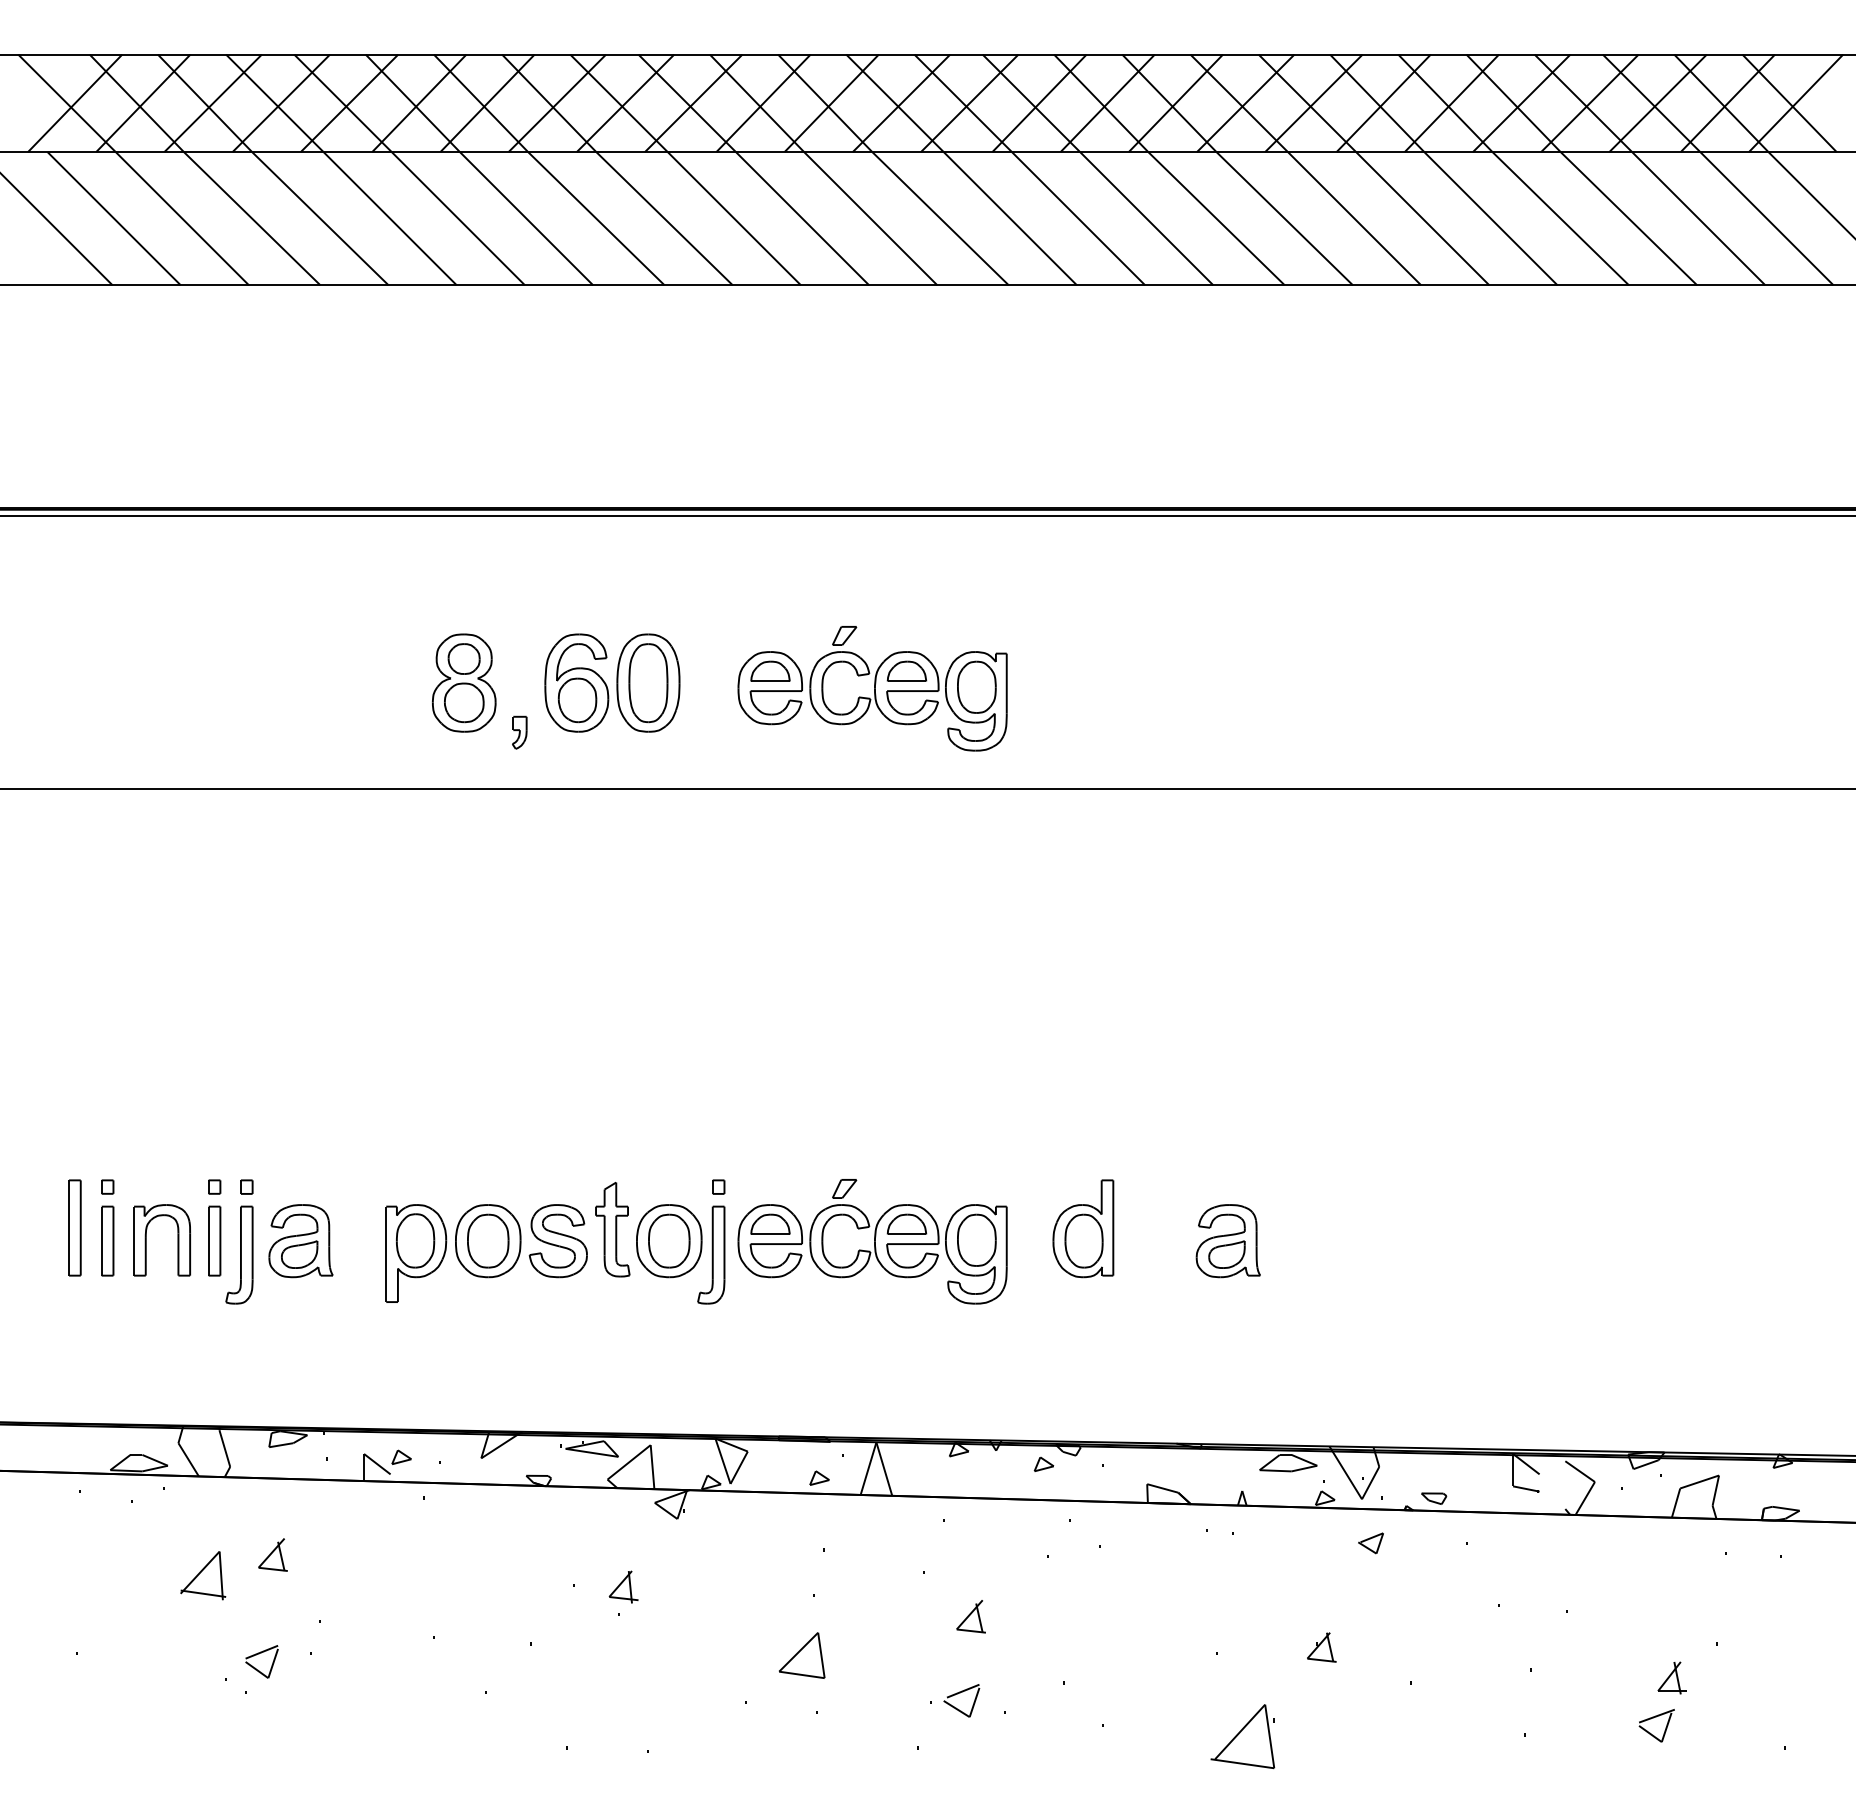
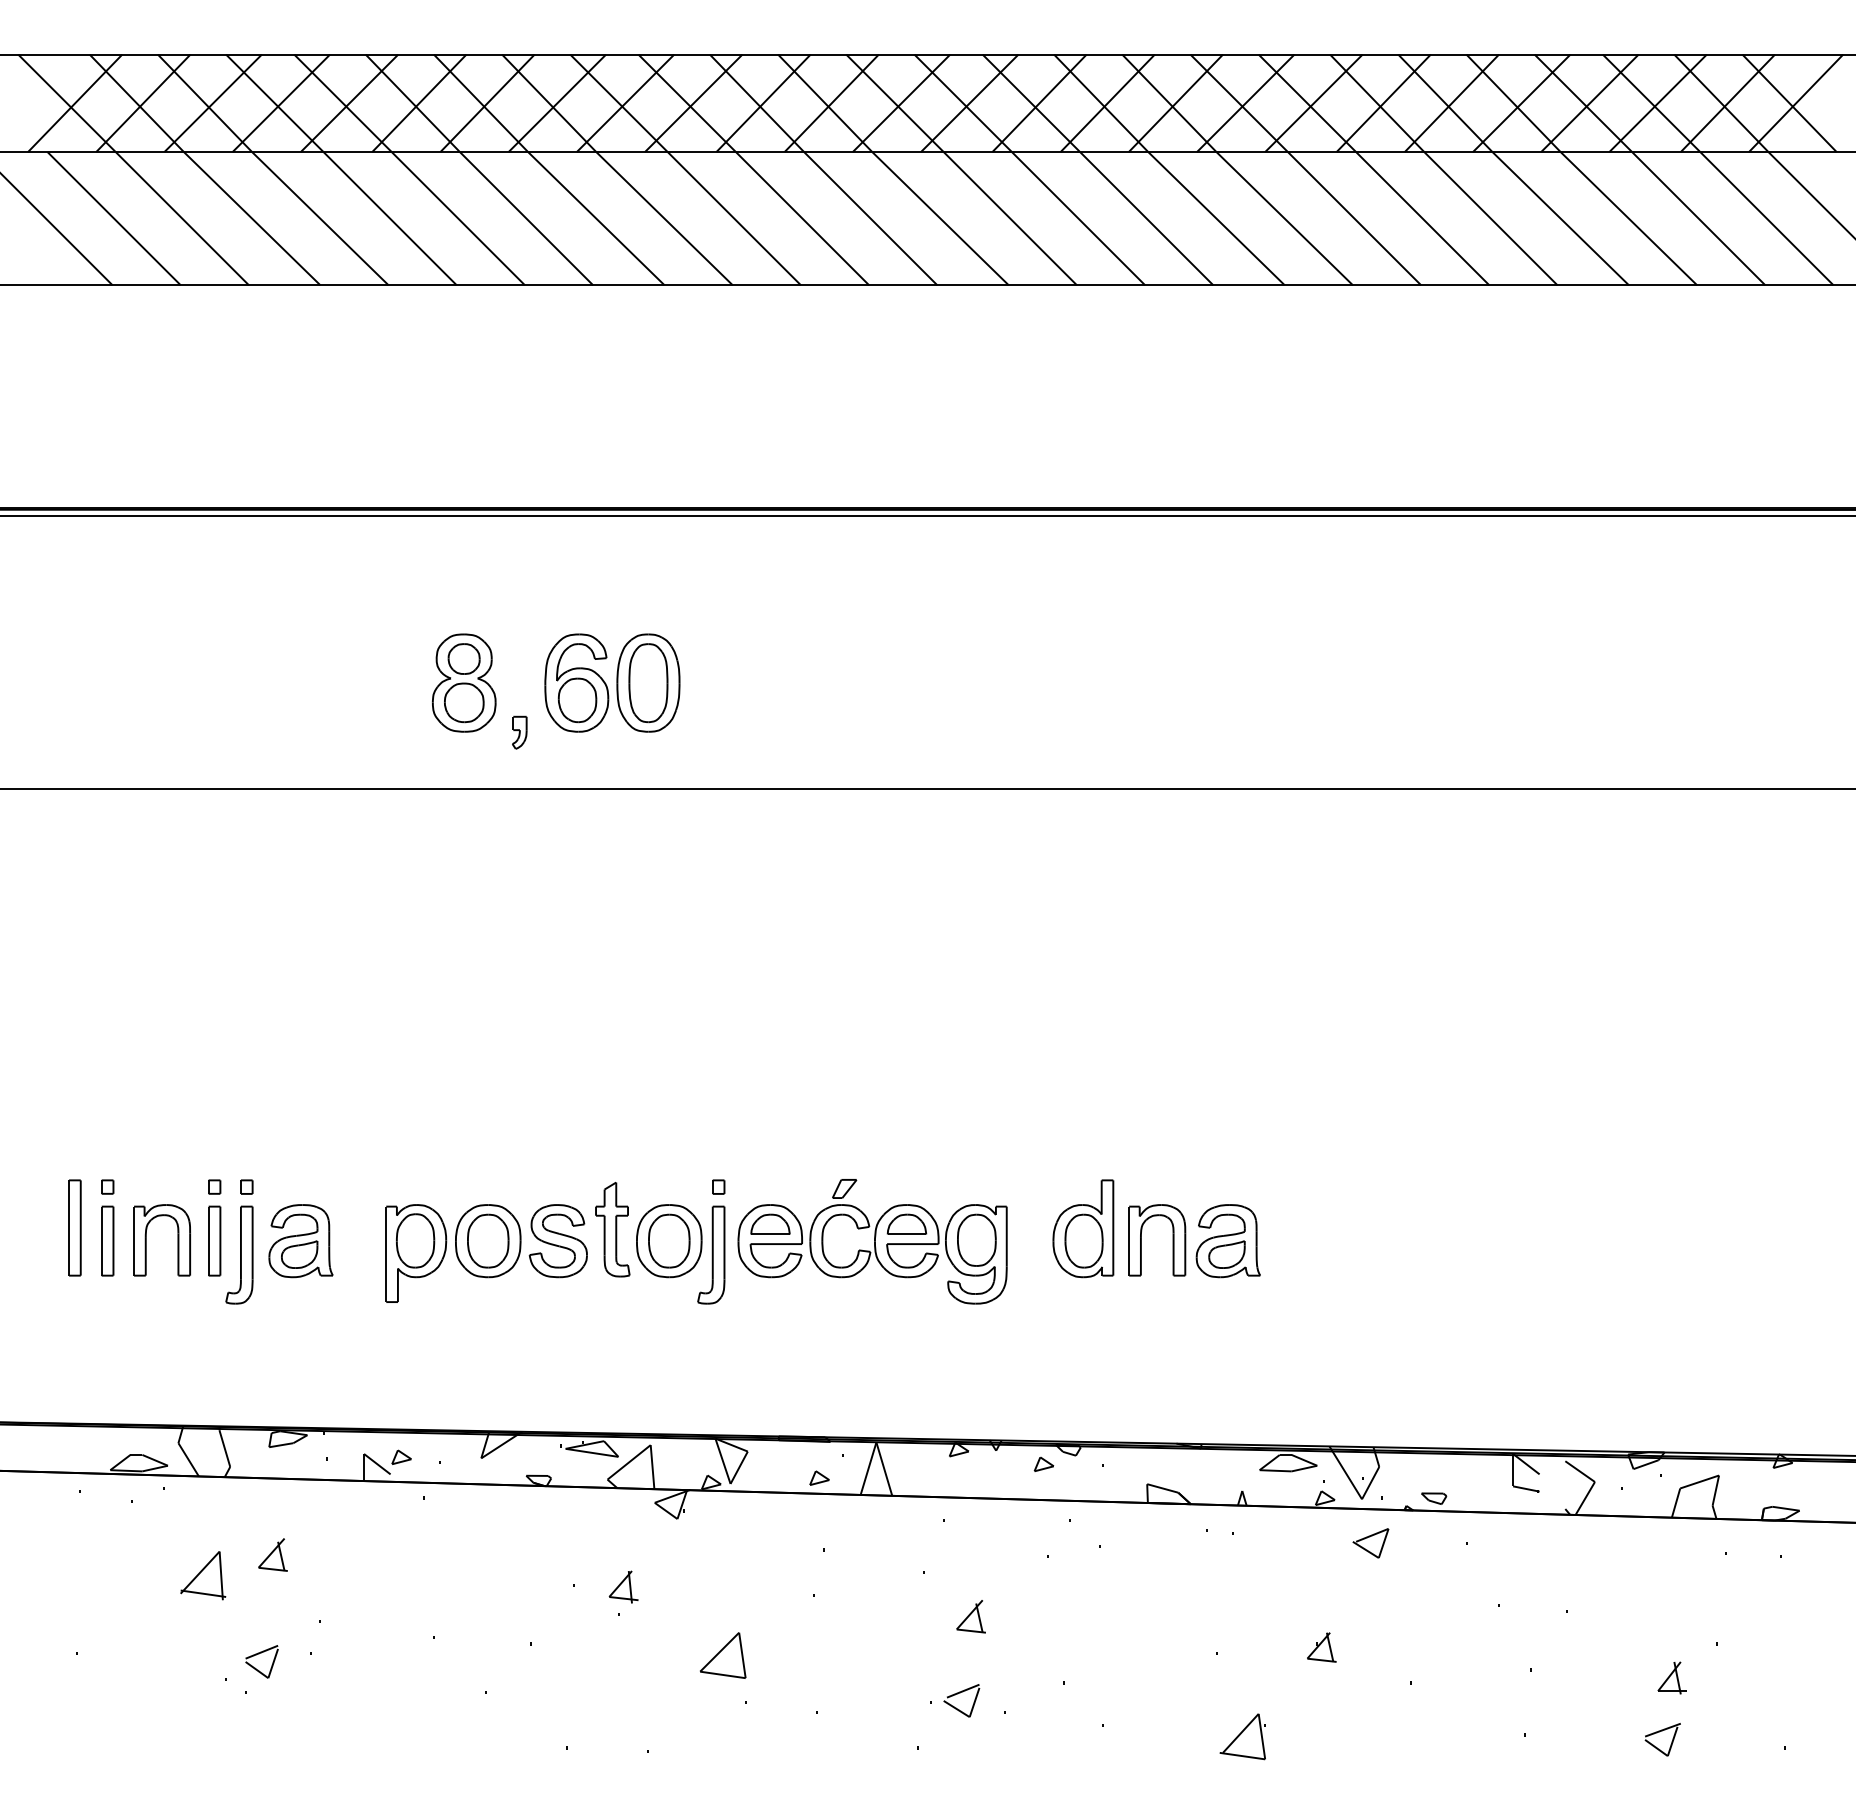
part: present -> none (872, 688)
part: none -> present (1172, 1240)
part size: 26x23 px -> 38x31 px (1370, 1543)
part position: (802, 1655) -> (723, 1655) (723, 1655)
part position: (1653, 1718) -> (1659, 1732) (1659, 1732)
part size: 66x66 px -> 47x48 px (1242, 1736)
